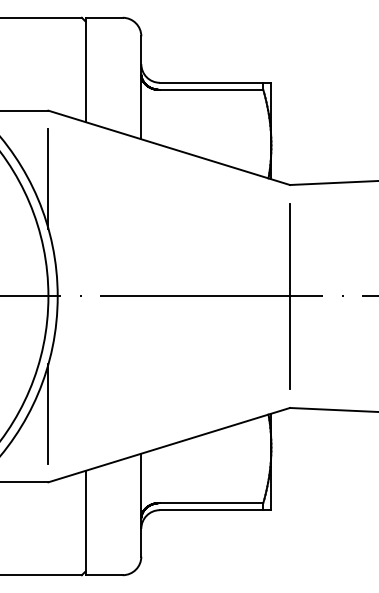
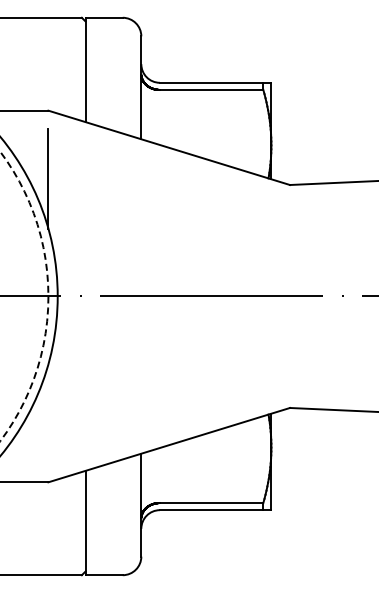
circle: solid -> dashed (24, 296)
line: present -> none (289, 296)
line: present -> none (48, 413)
